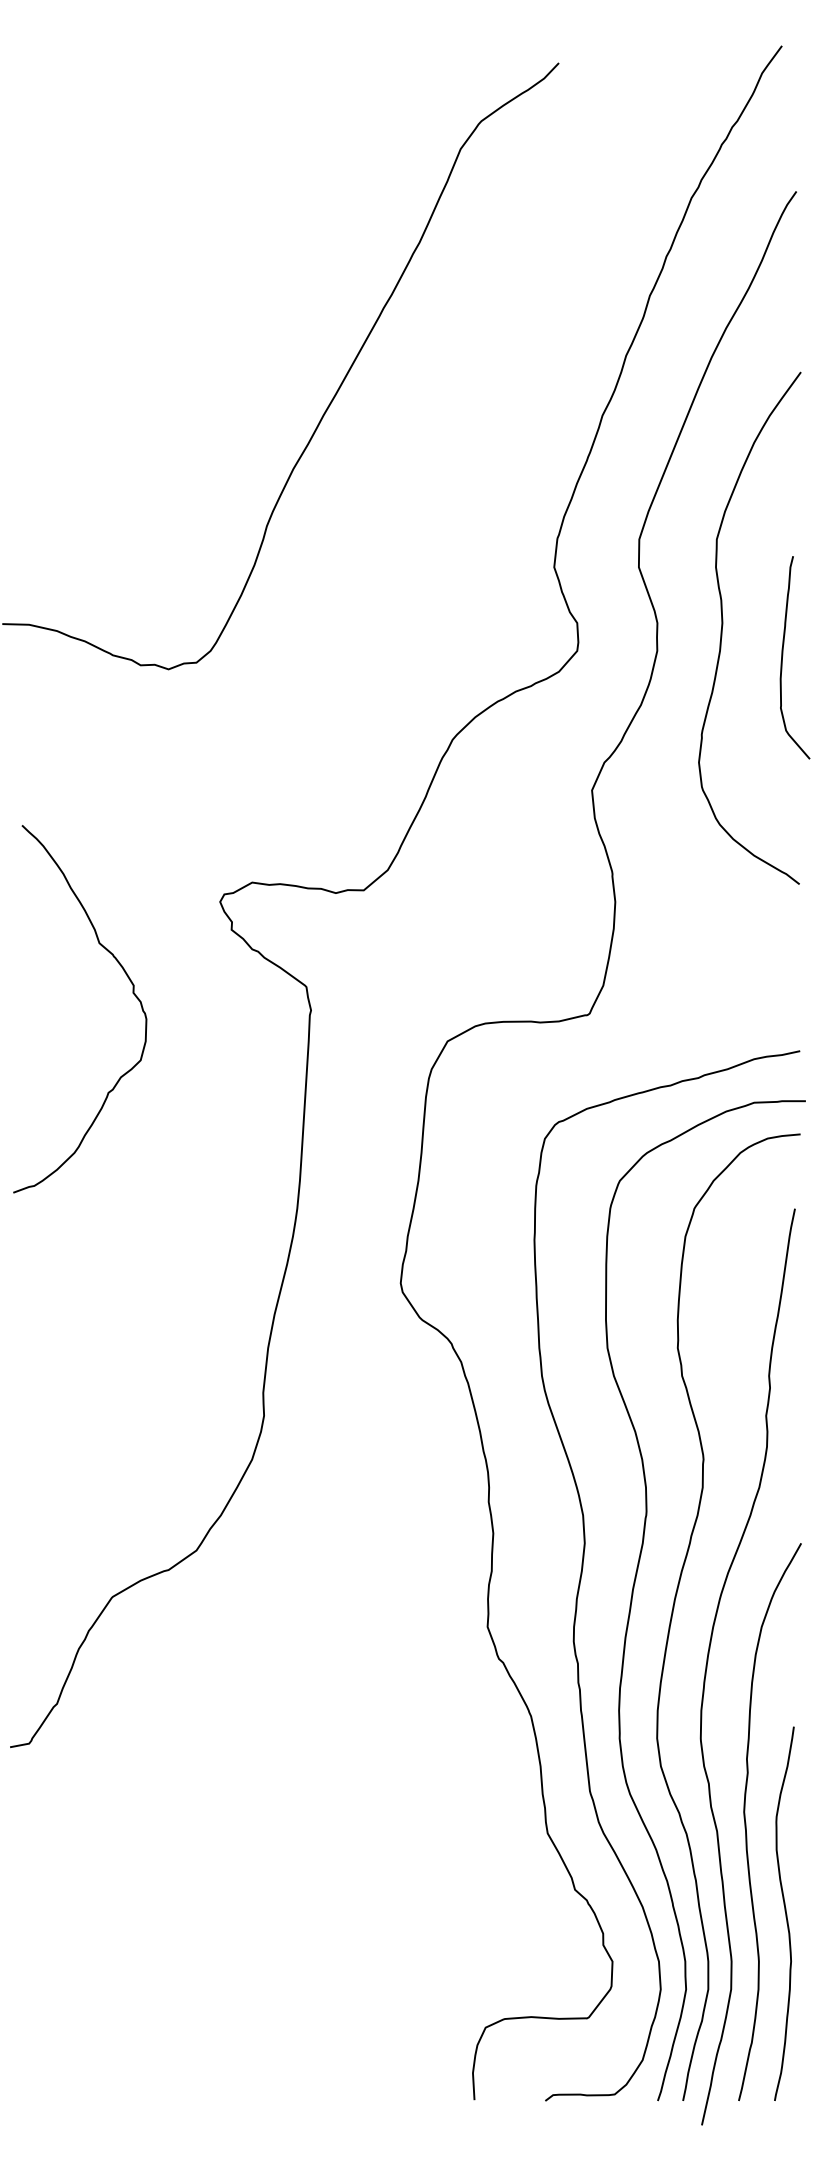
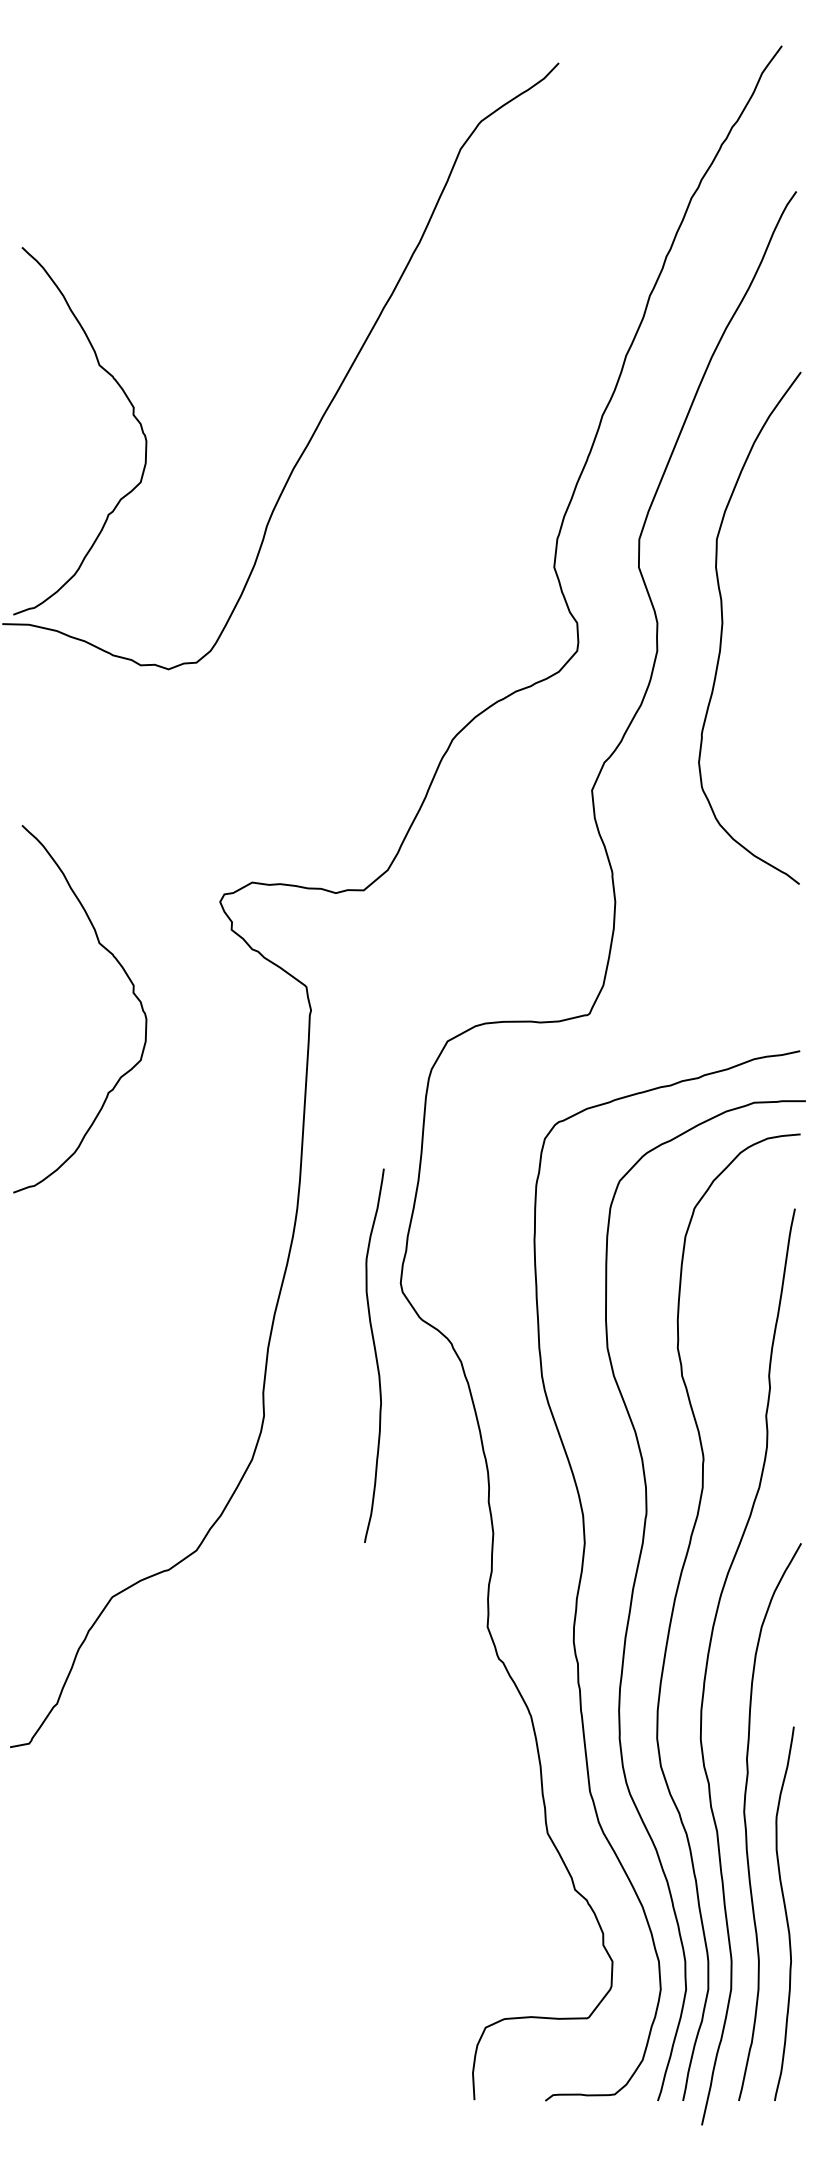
curve: none -> present (132, 415)
curve: present -> none (783, 655)
curve: none -> present (375, 1355)
